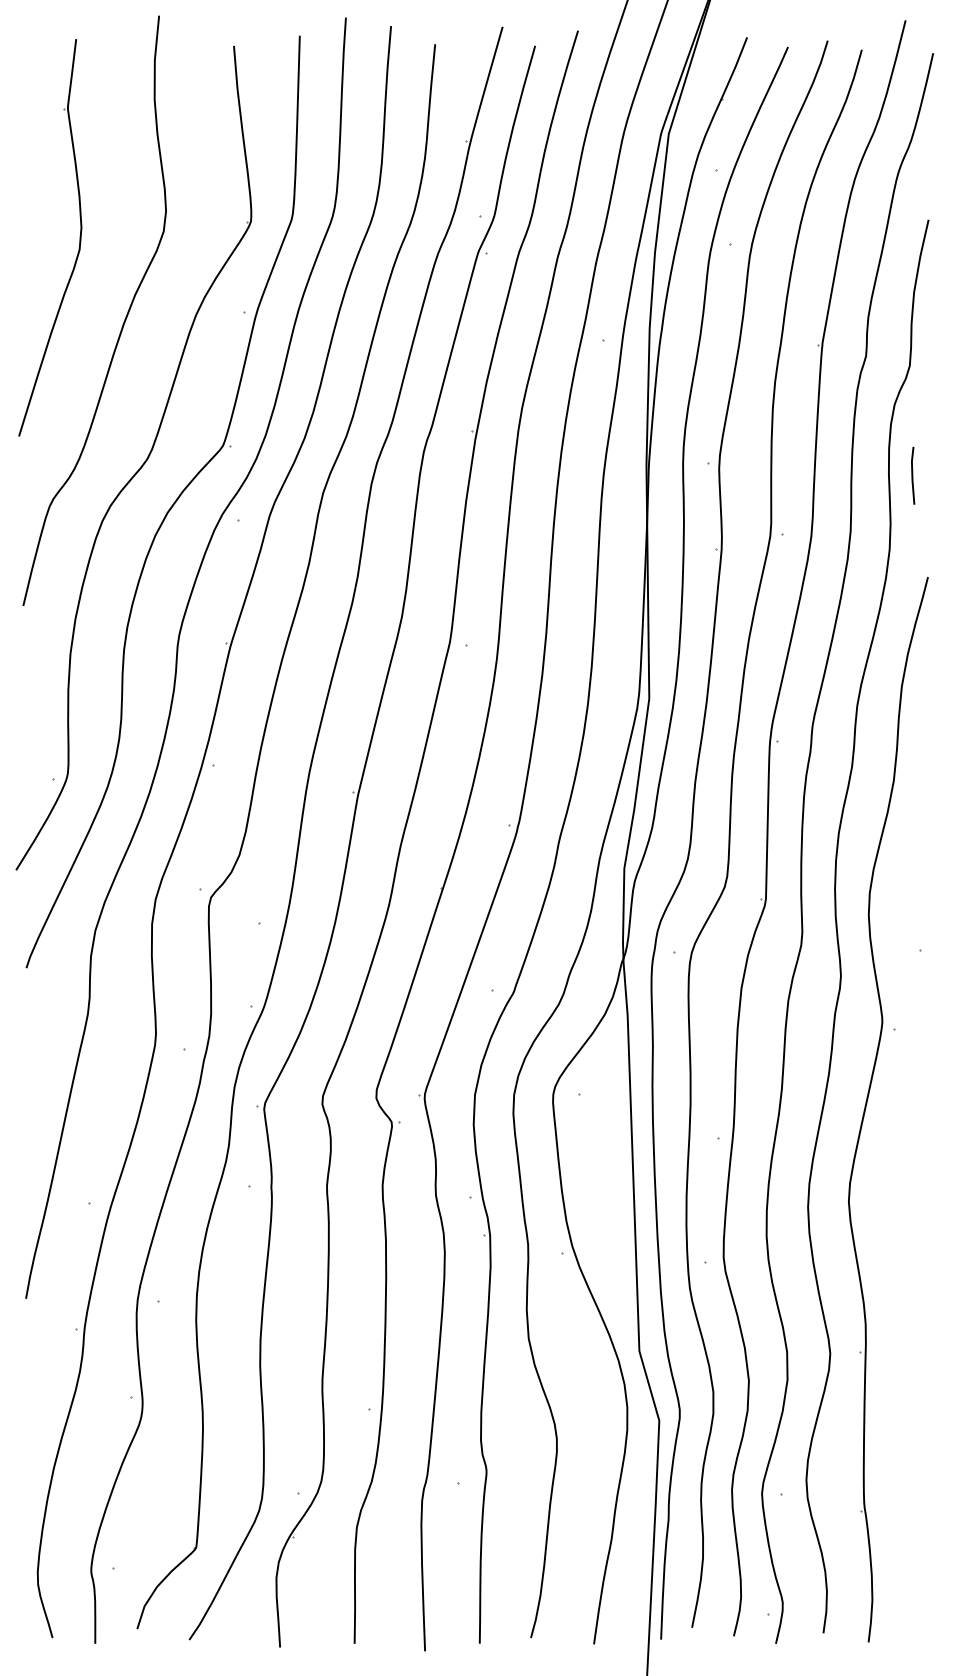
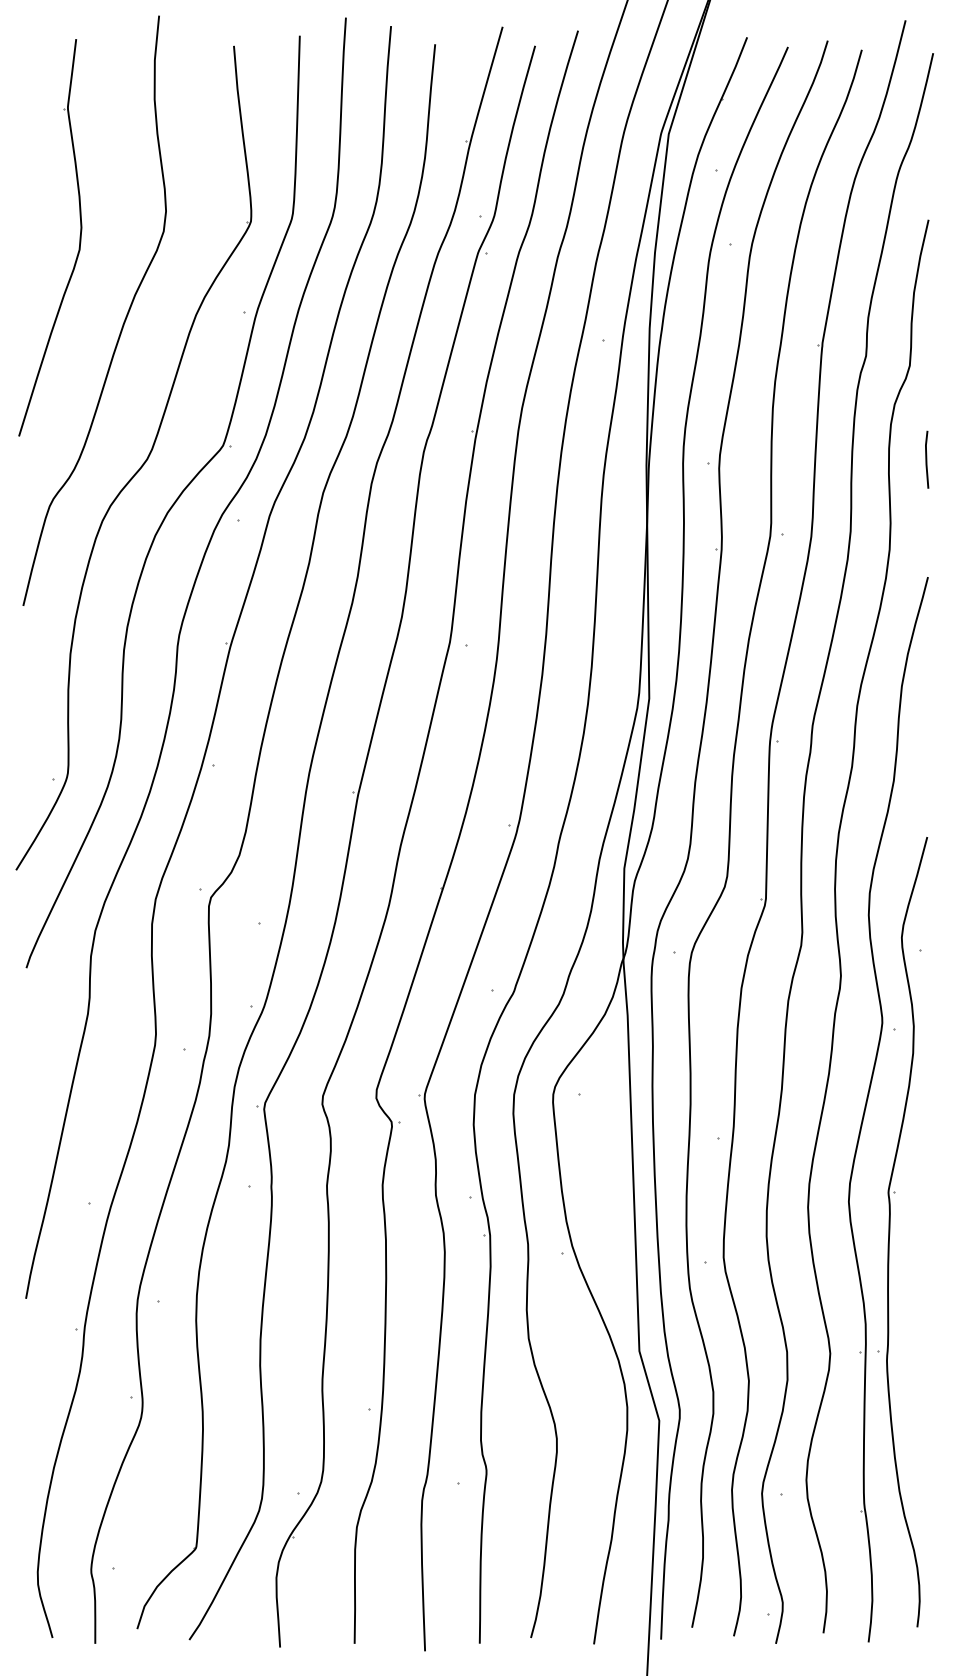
line position: (913, 475) -> (927, 459) (927, 459)
part: none -> present (890, 1232)
